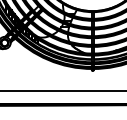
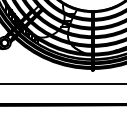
line position: (62, 91) -> (62, 84) (62, 84)
